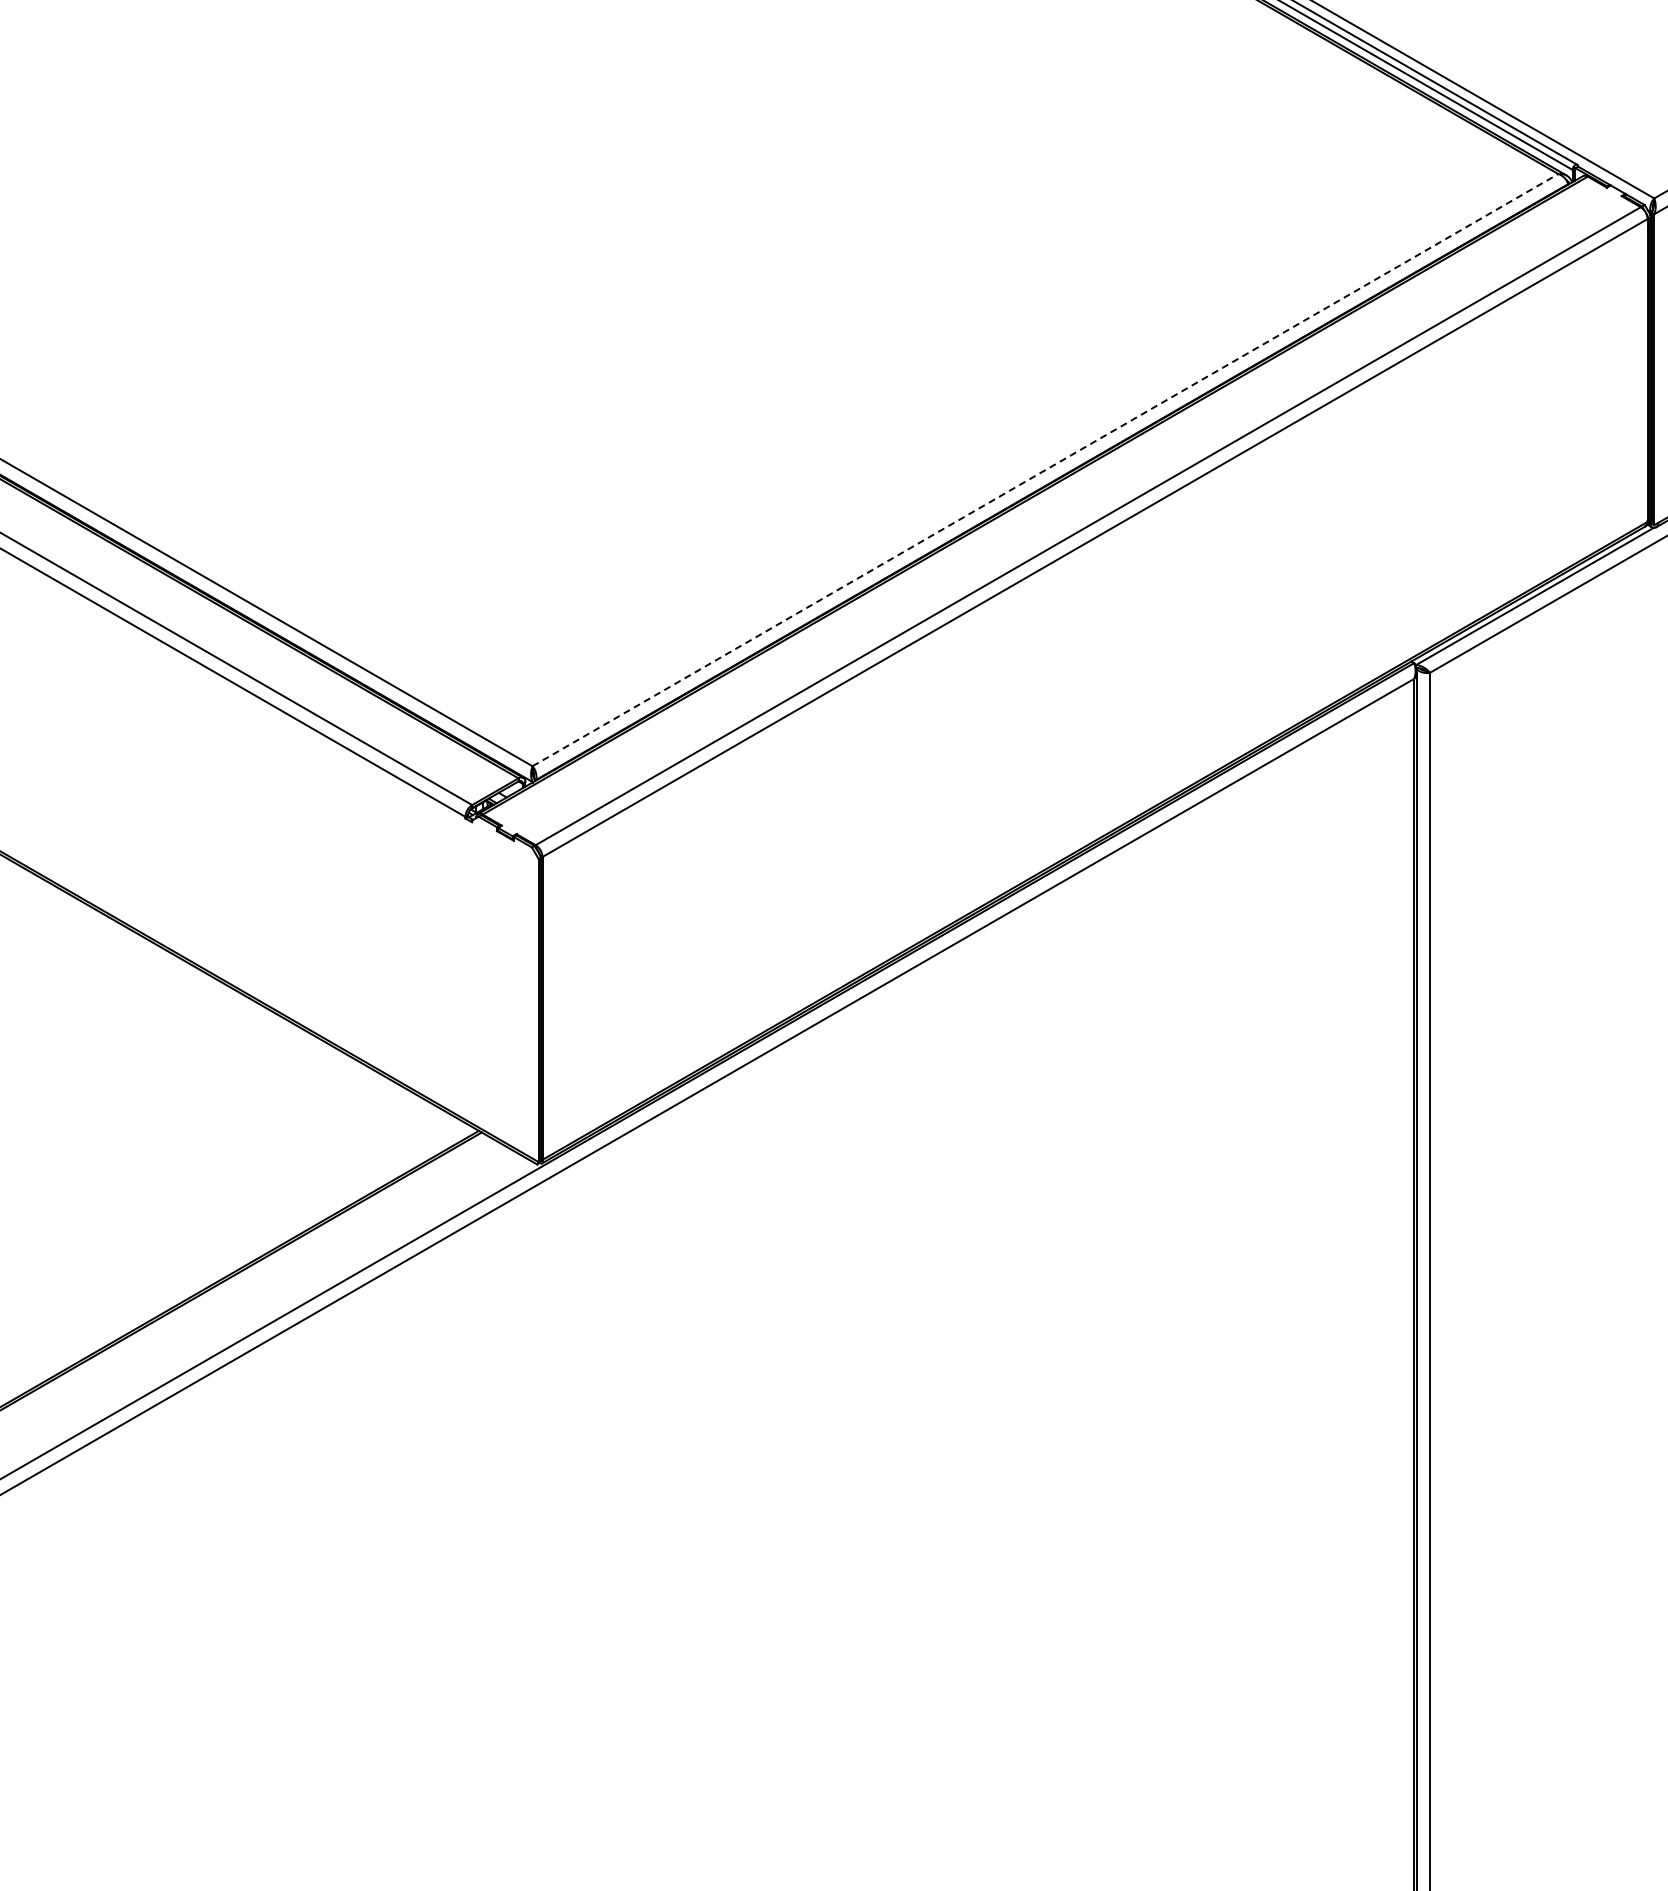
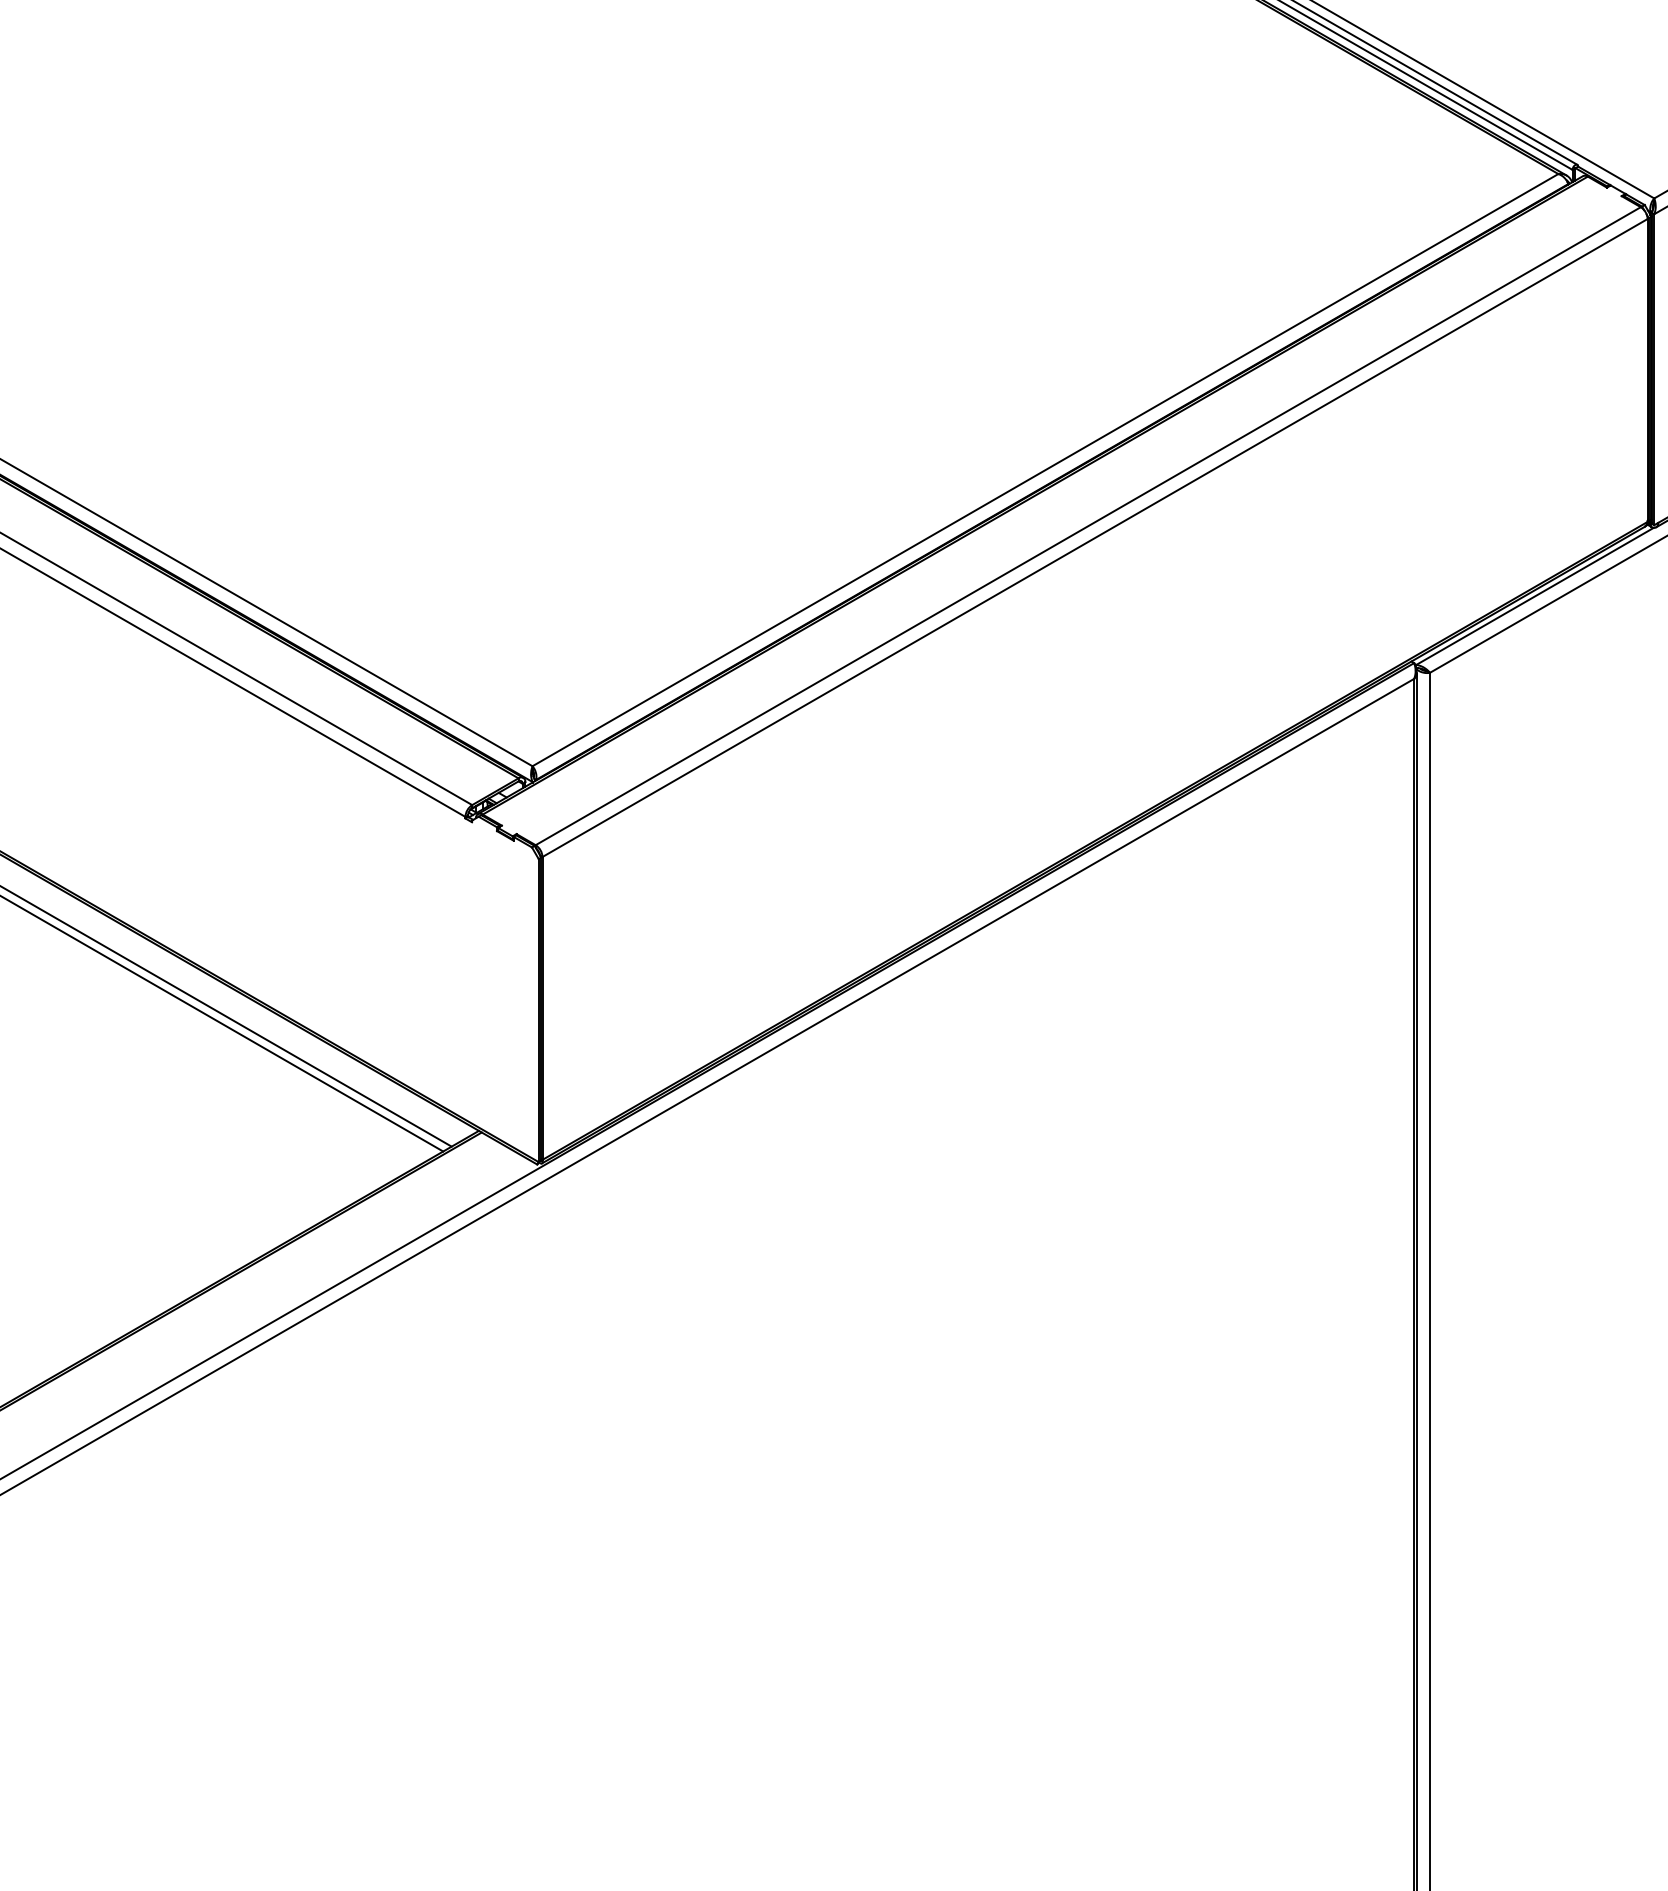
line: dashed -> solid (1045, 469)
line: none -> present (226, 1016)
line: none -> present (222, 1024)
